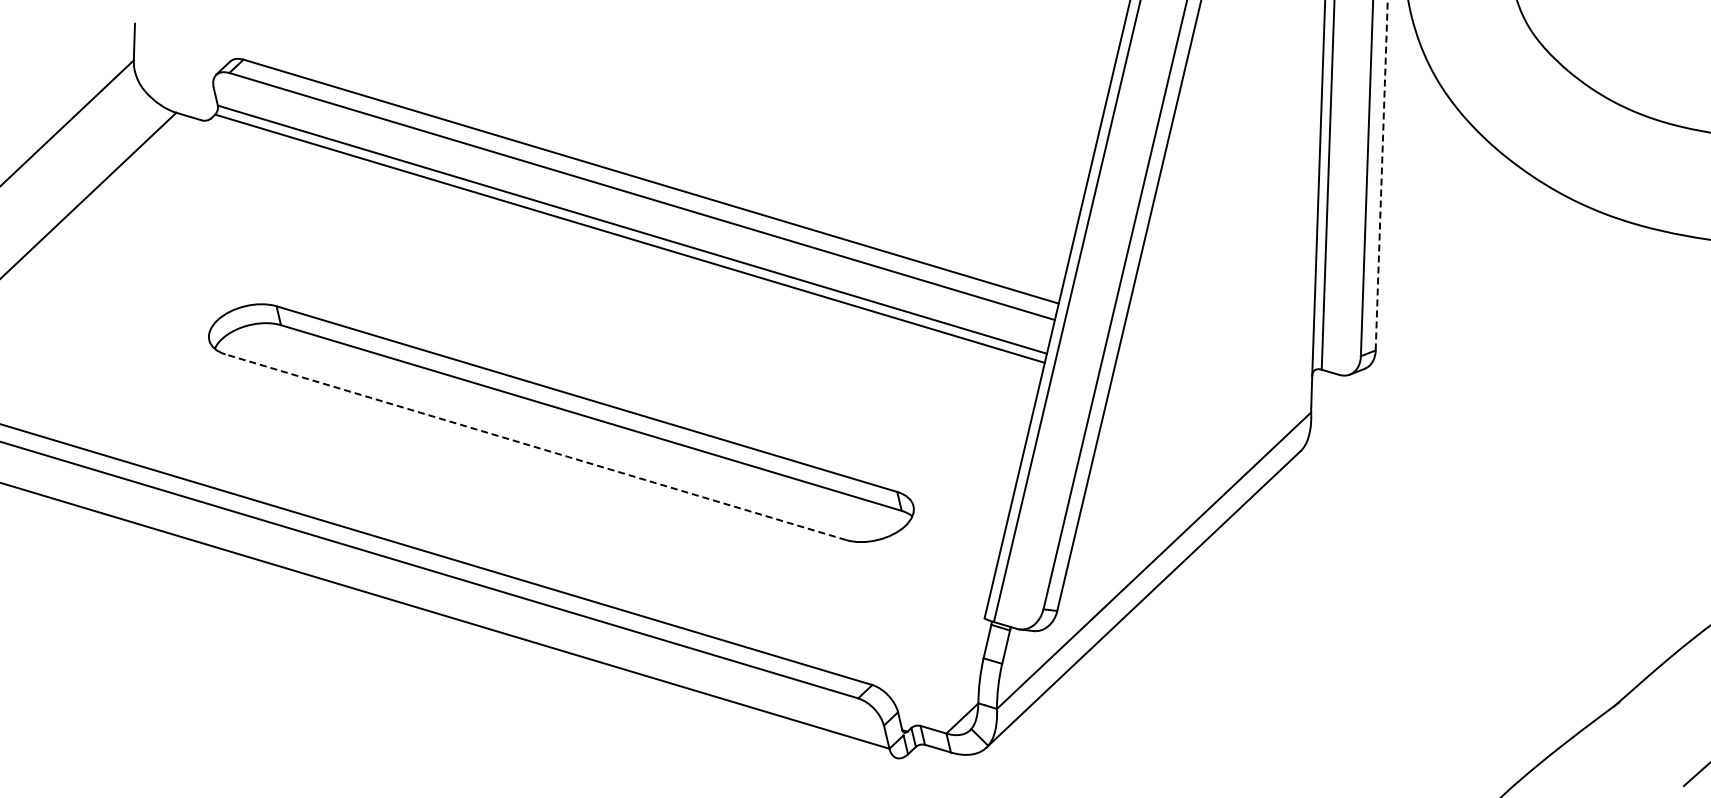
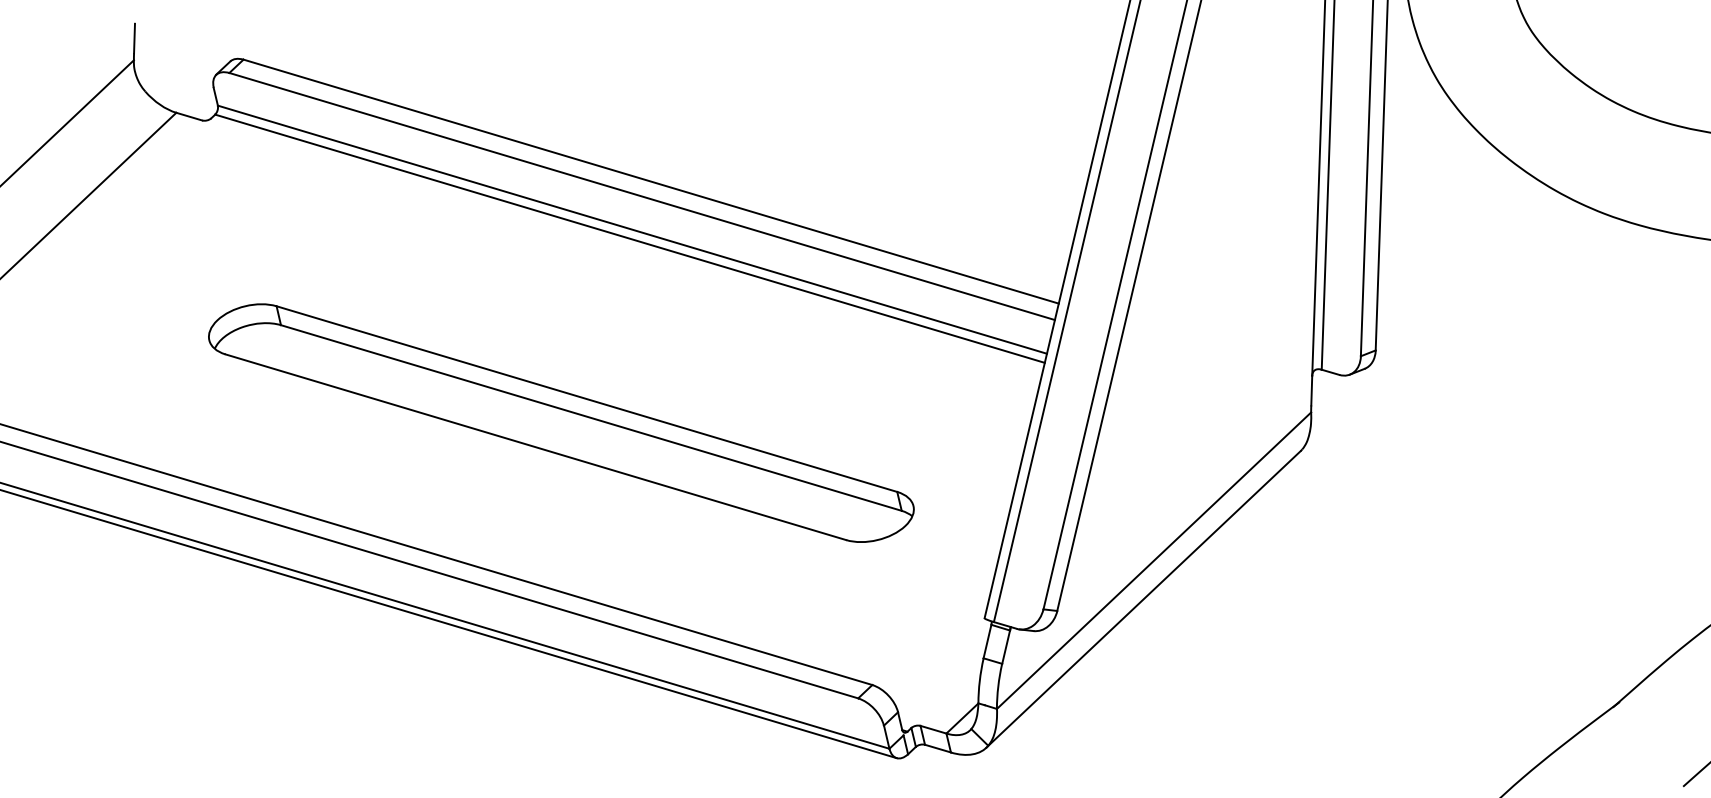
line: dashed -> solid (1381, 175)
line: dashed -> solid (535, 447)
line: none -> present (449, 624)
